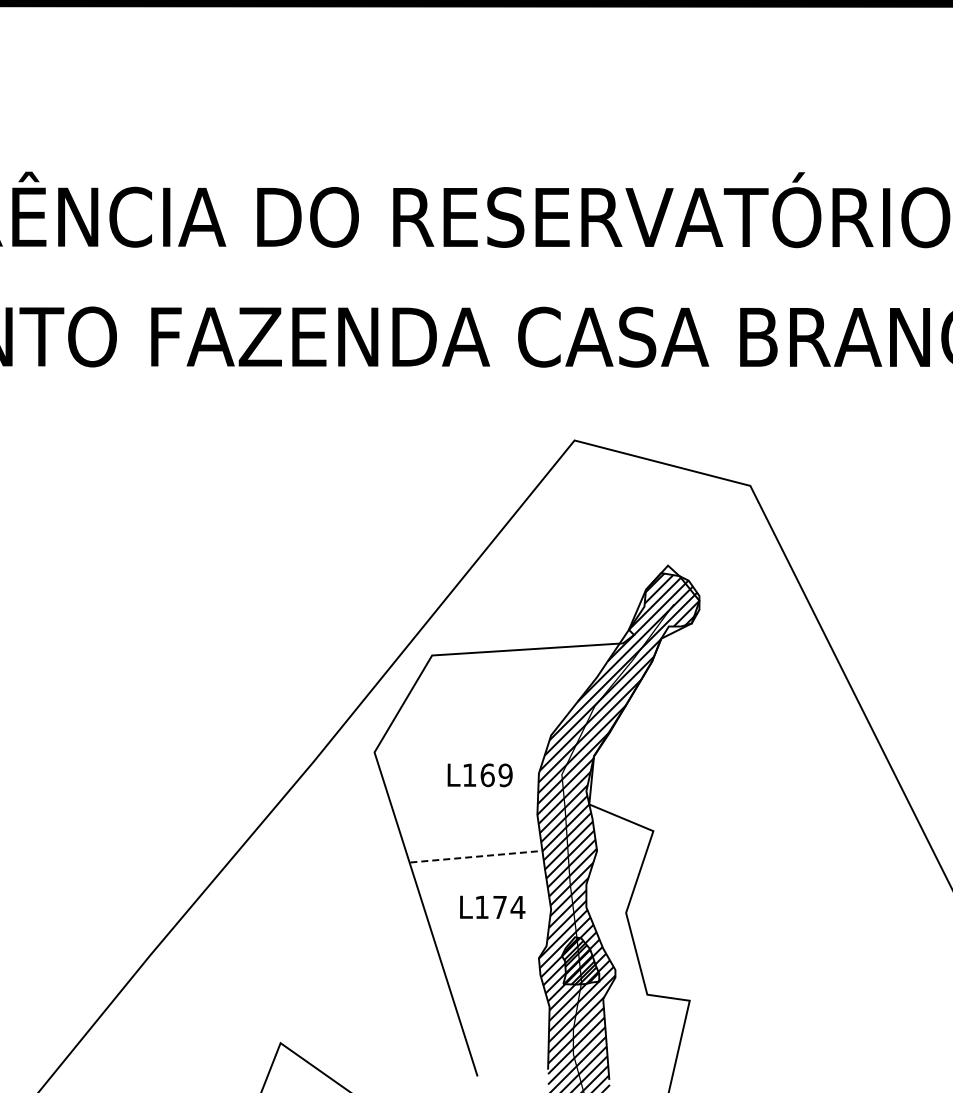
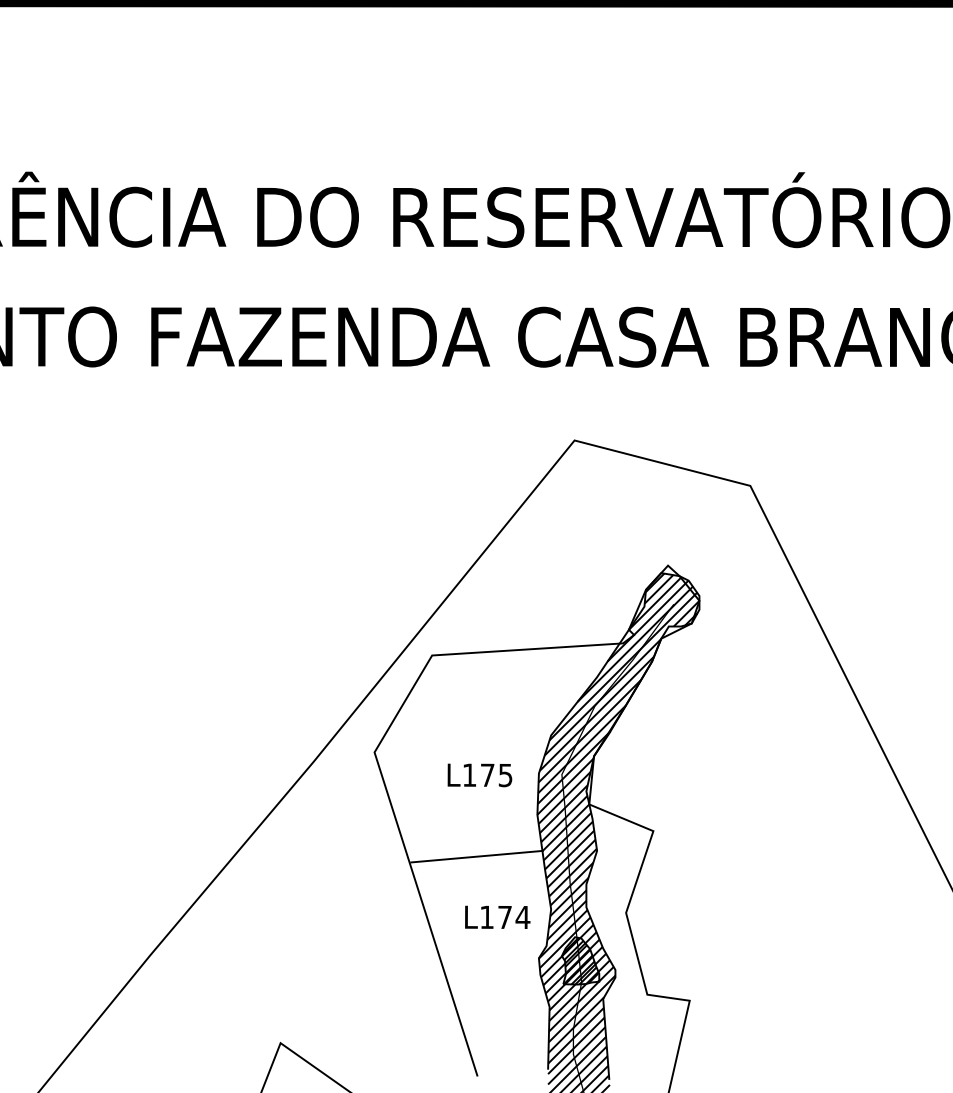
text: L169 -> L175 (496, 775)
line: dashed -> solid (476, 856)
text position: (492, 906) -> (497, 916) (497, 916)
